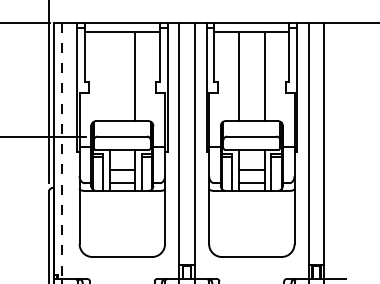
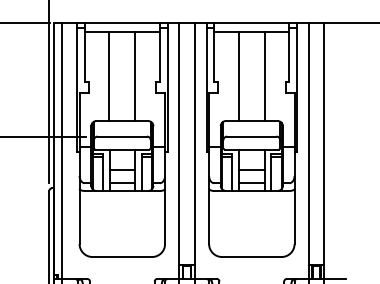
line: none -> present (109, 76)
line: dashed -> solid (62, 151)
